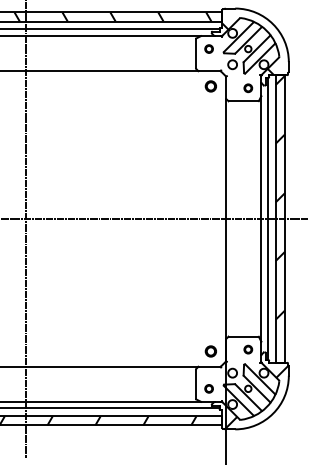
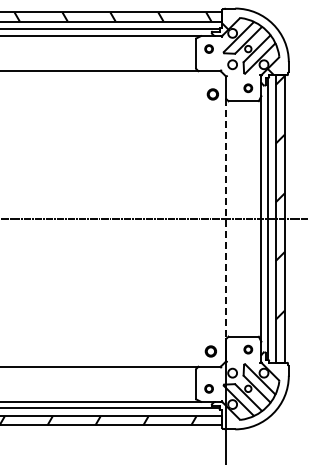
part position: (210, 86) -> (212, 94) (212, 94)
line: solid -> dashed (226, 219)
line: present -> none (26, 230)
hatch: present -> none (256, 397)
